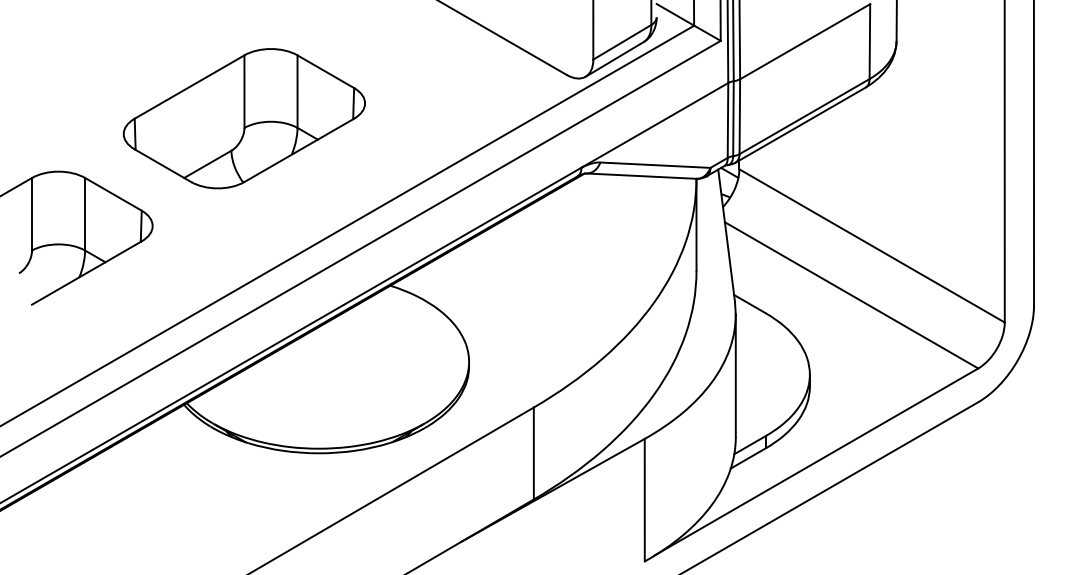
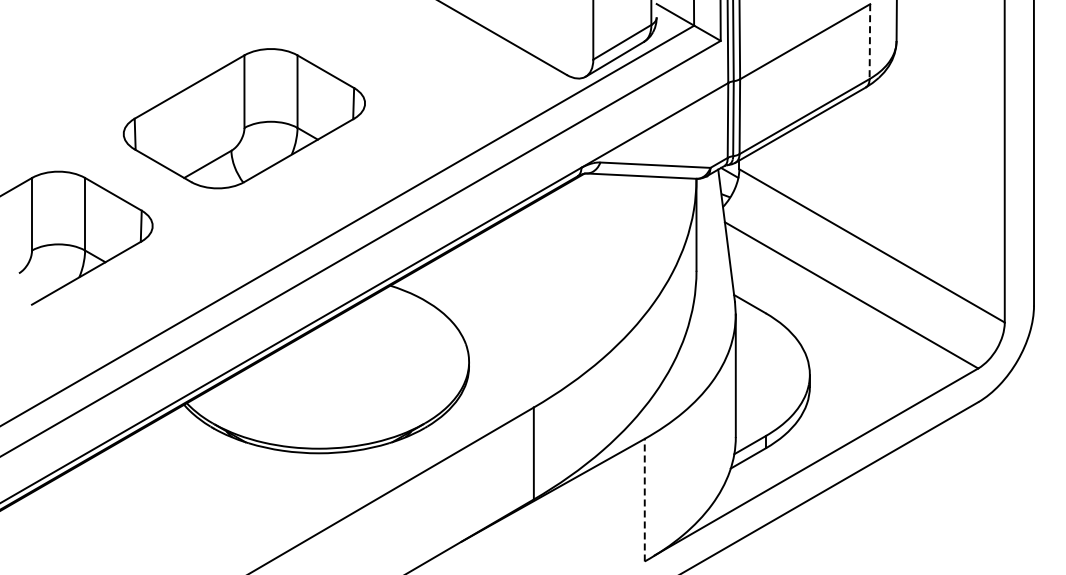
line: solid -> dashed (869, 42)
line: solid -> dashed (644, 499)
